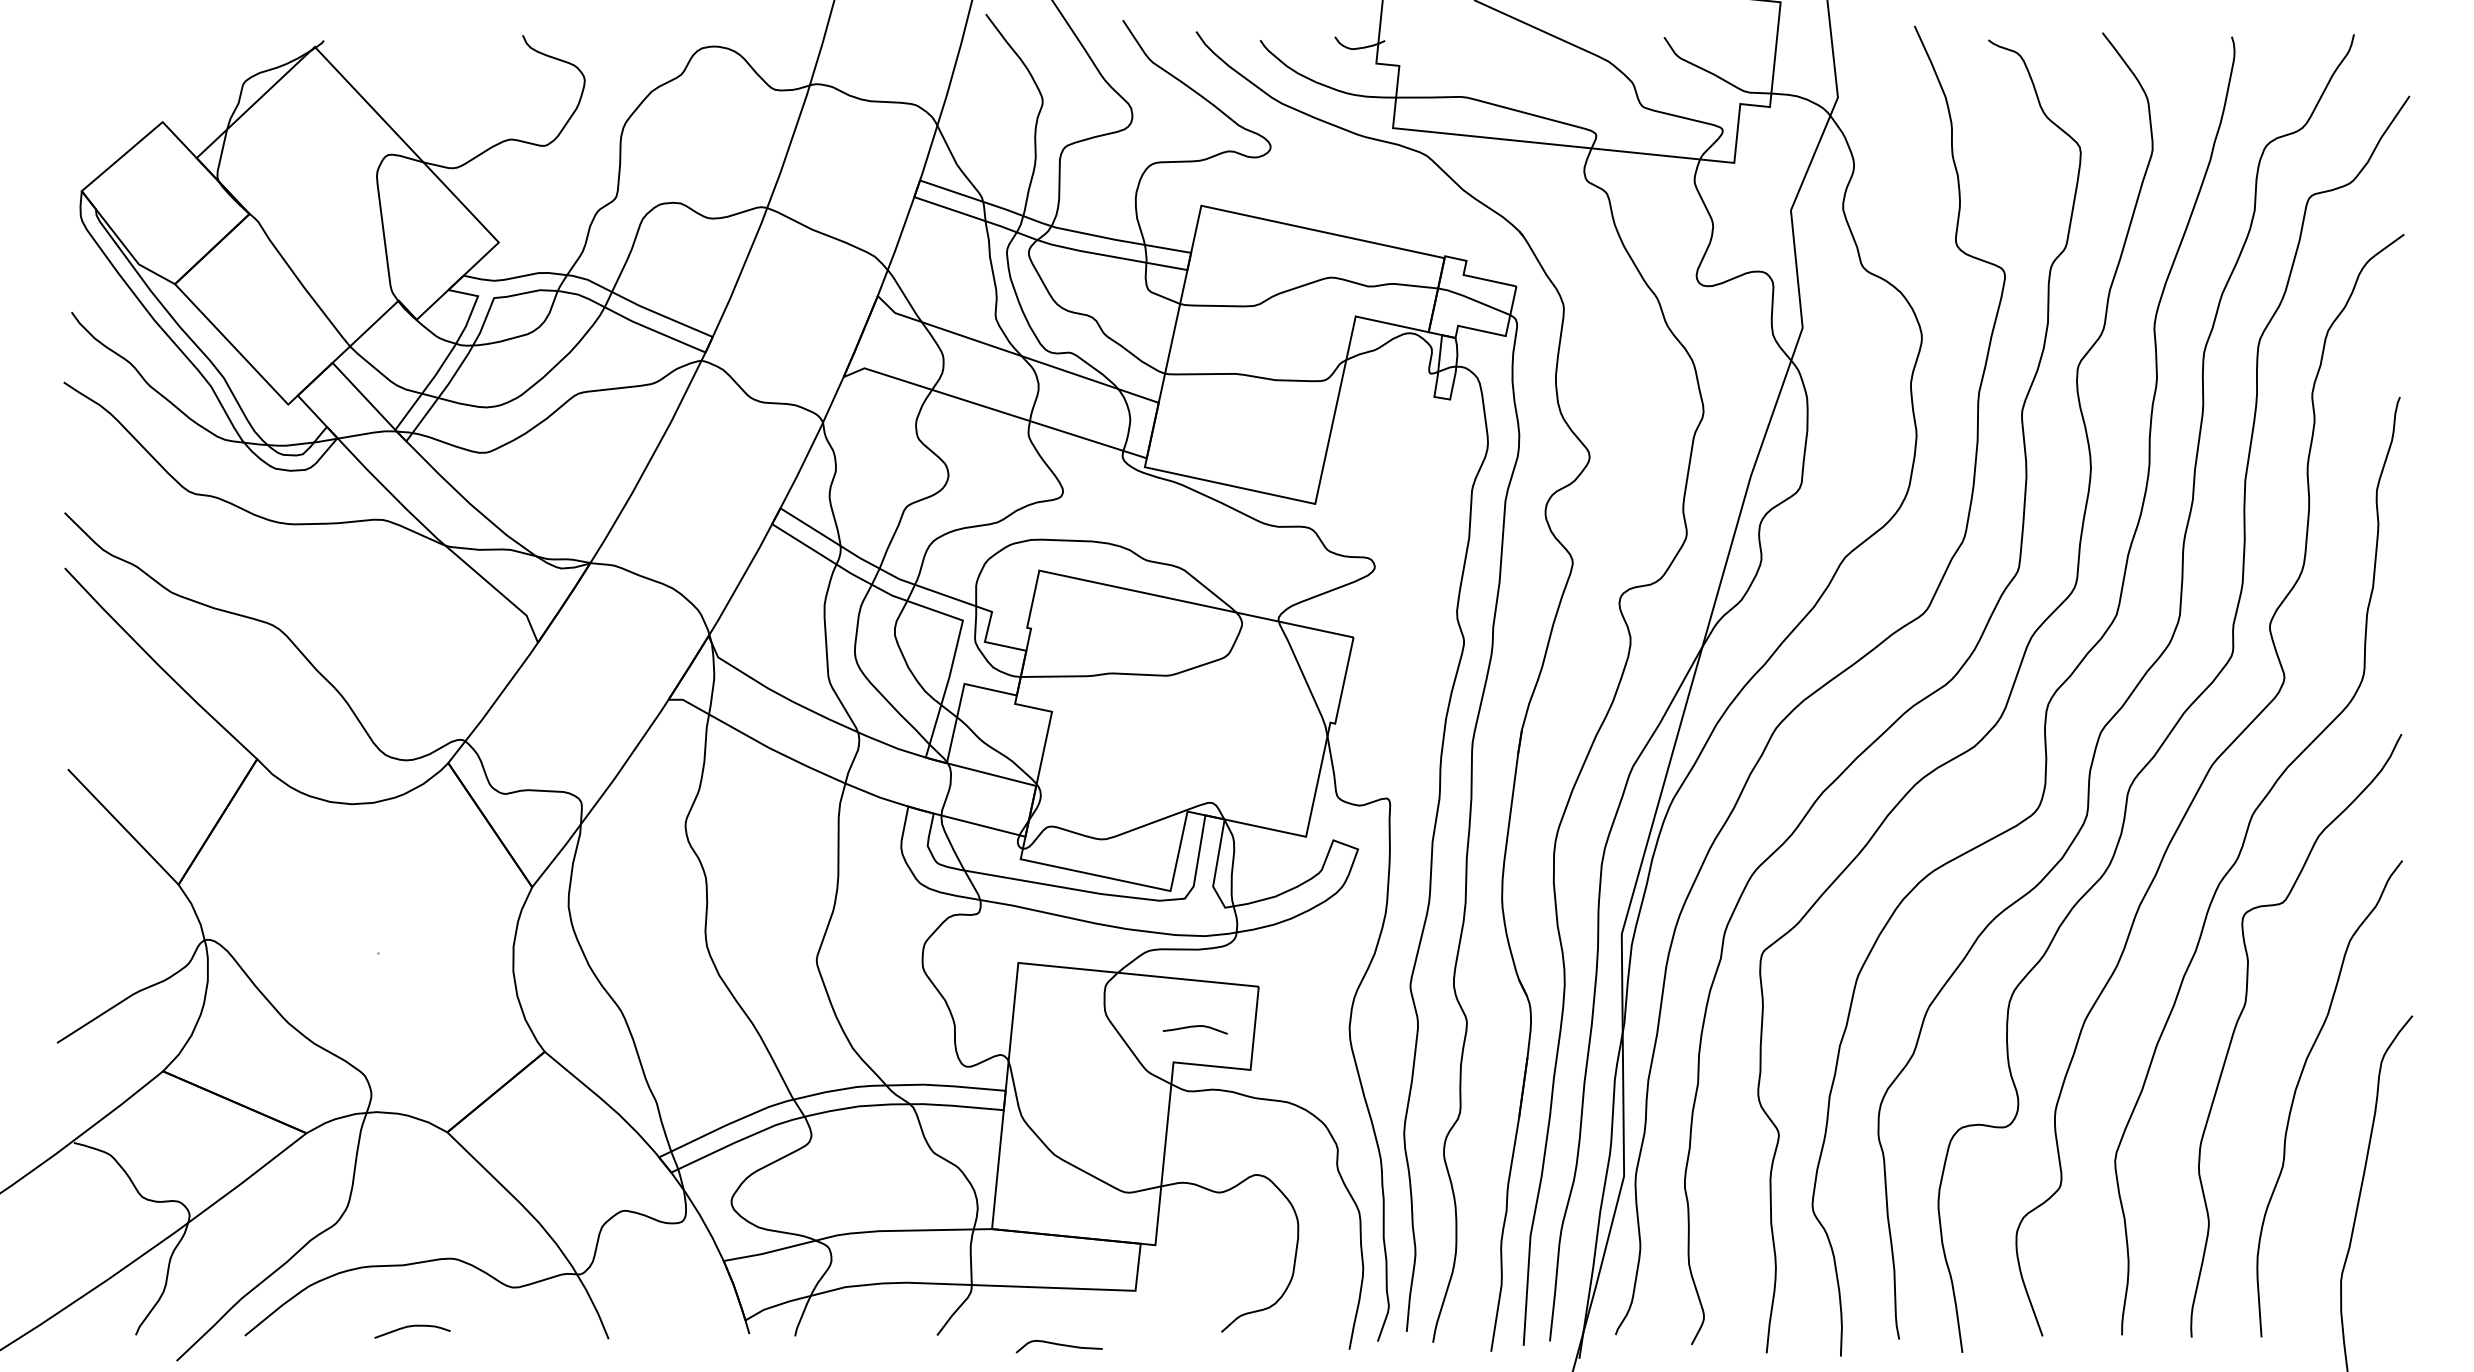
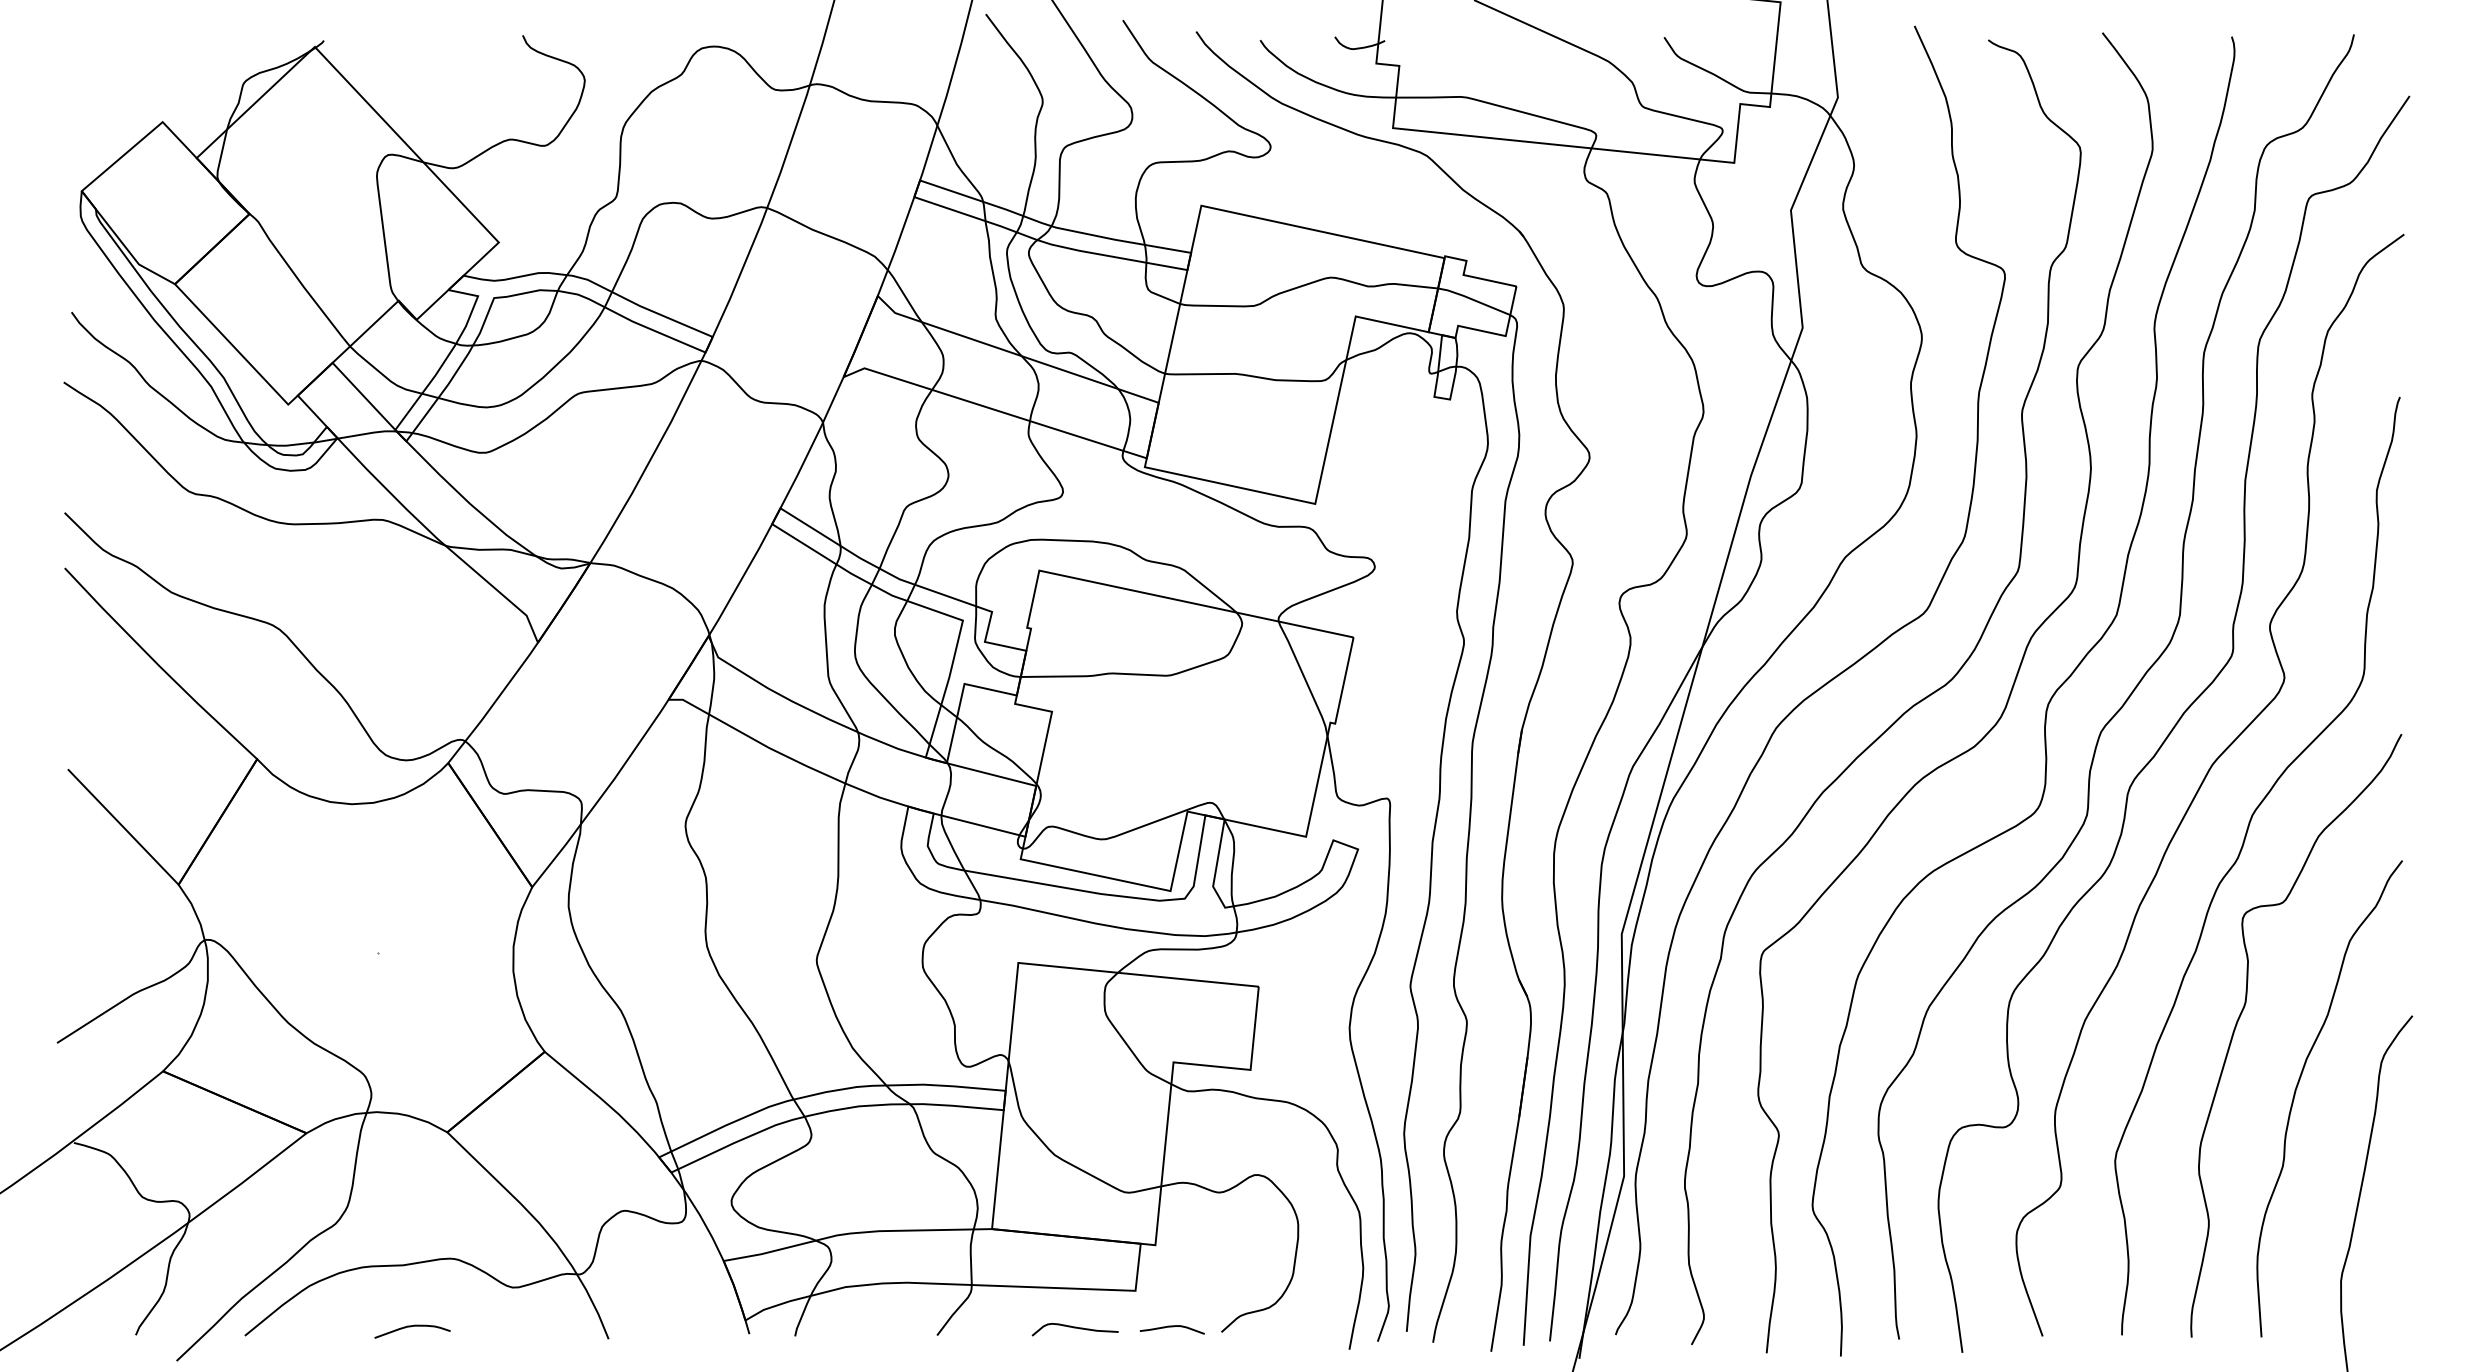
curve position: (1194, 1027) -> (1171, 1327) (1171, 1327)
curve position: (1058, 1345) -> (1074, 1328) (1074, 1328)
